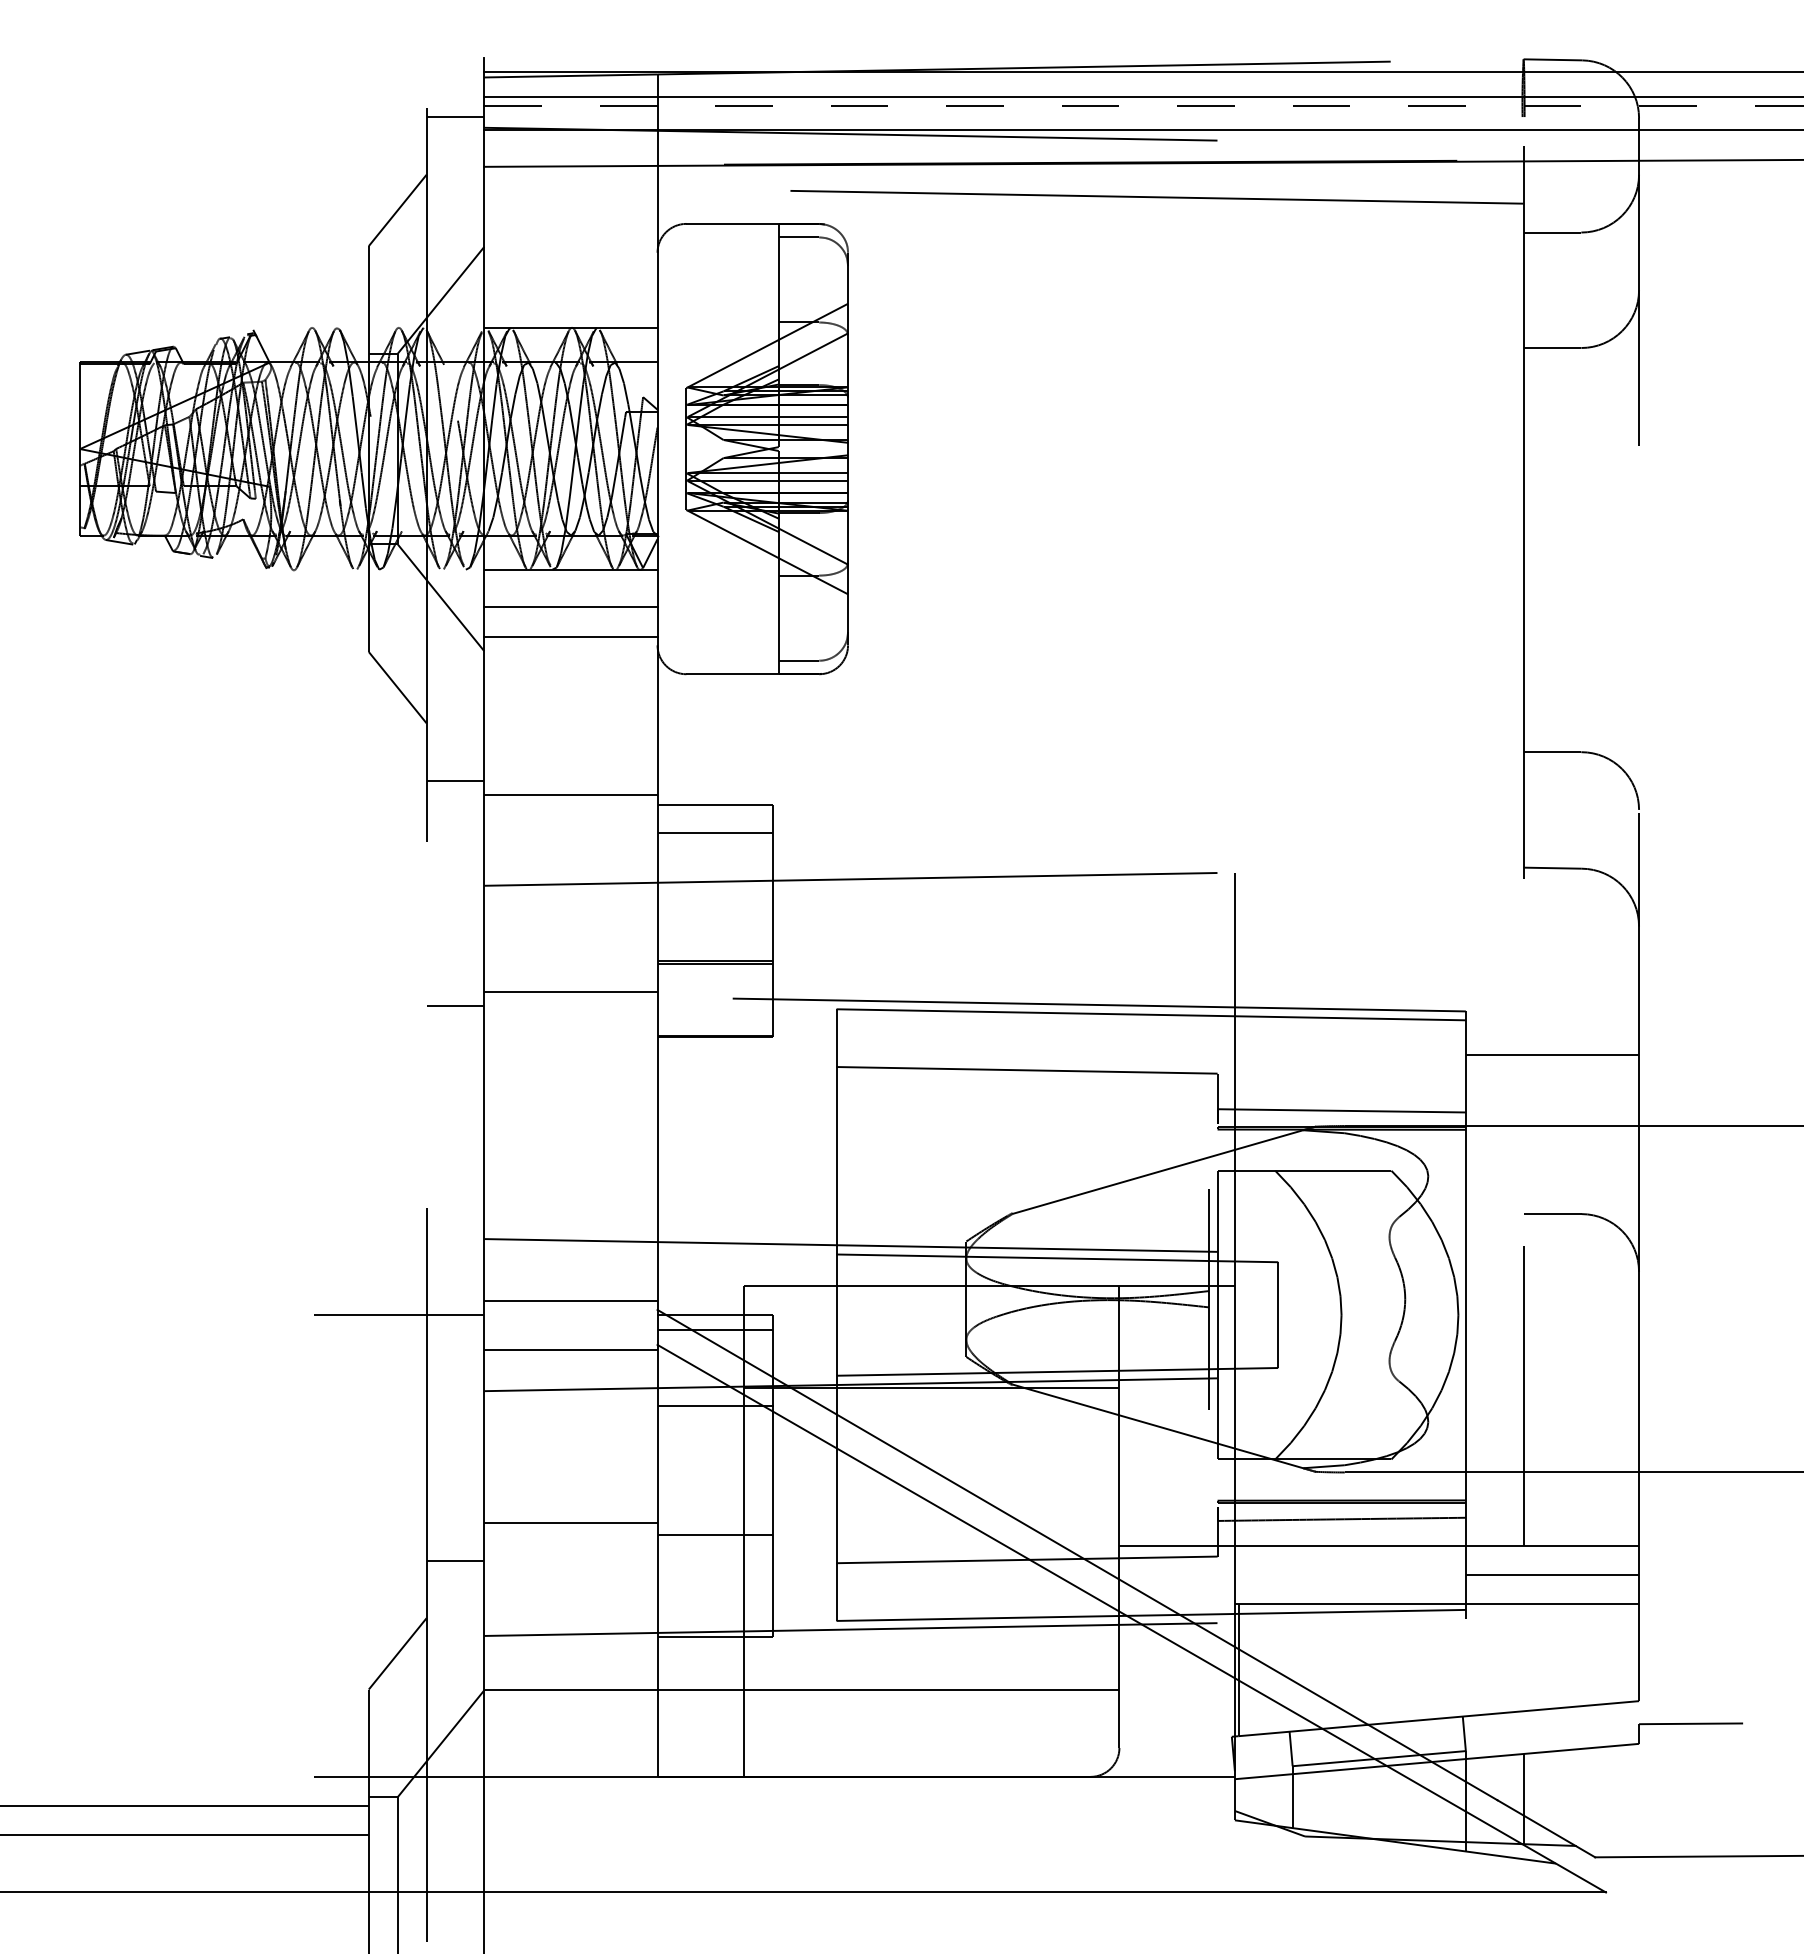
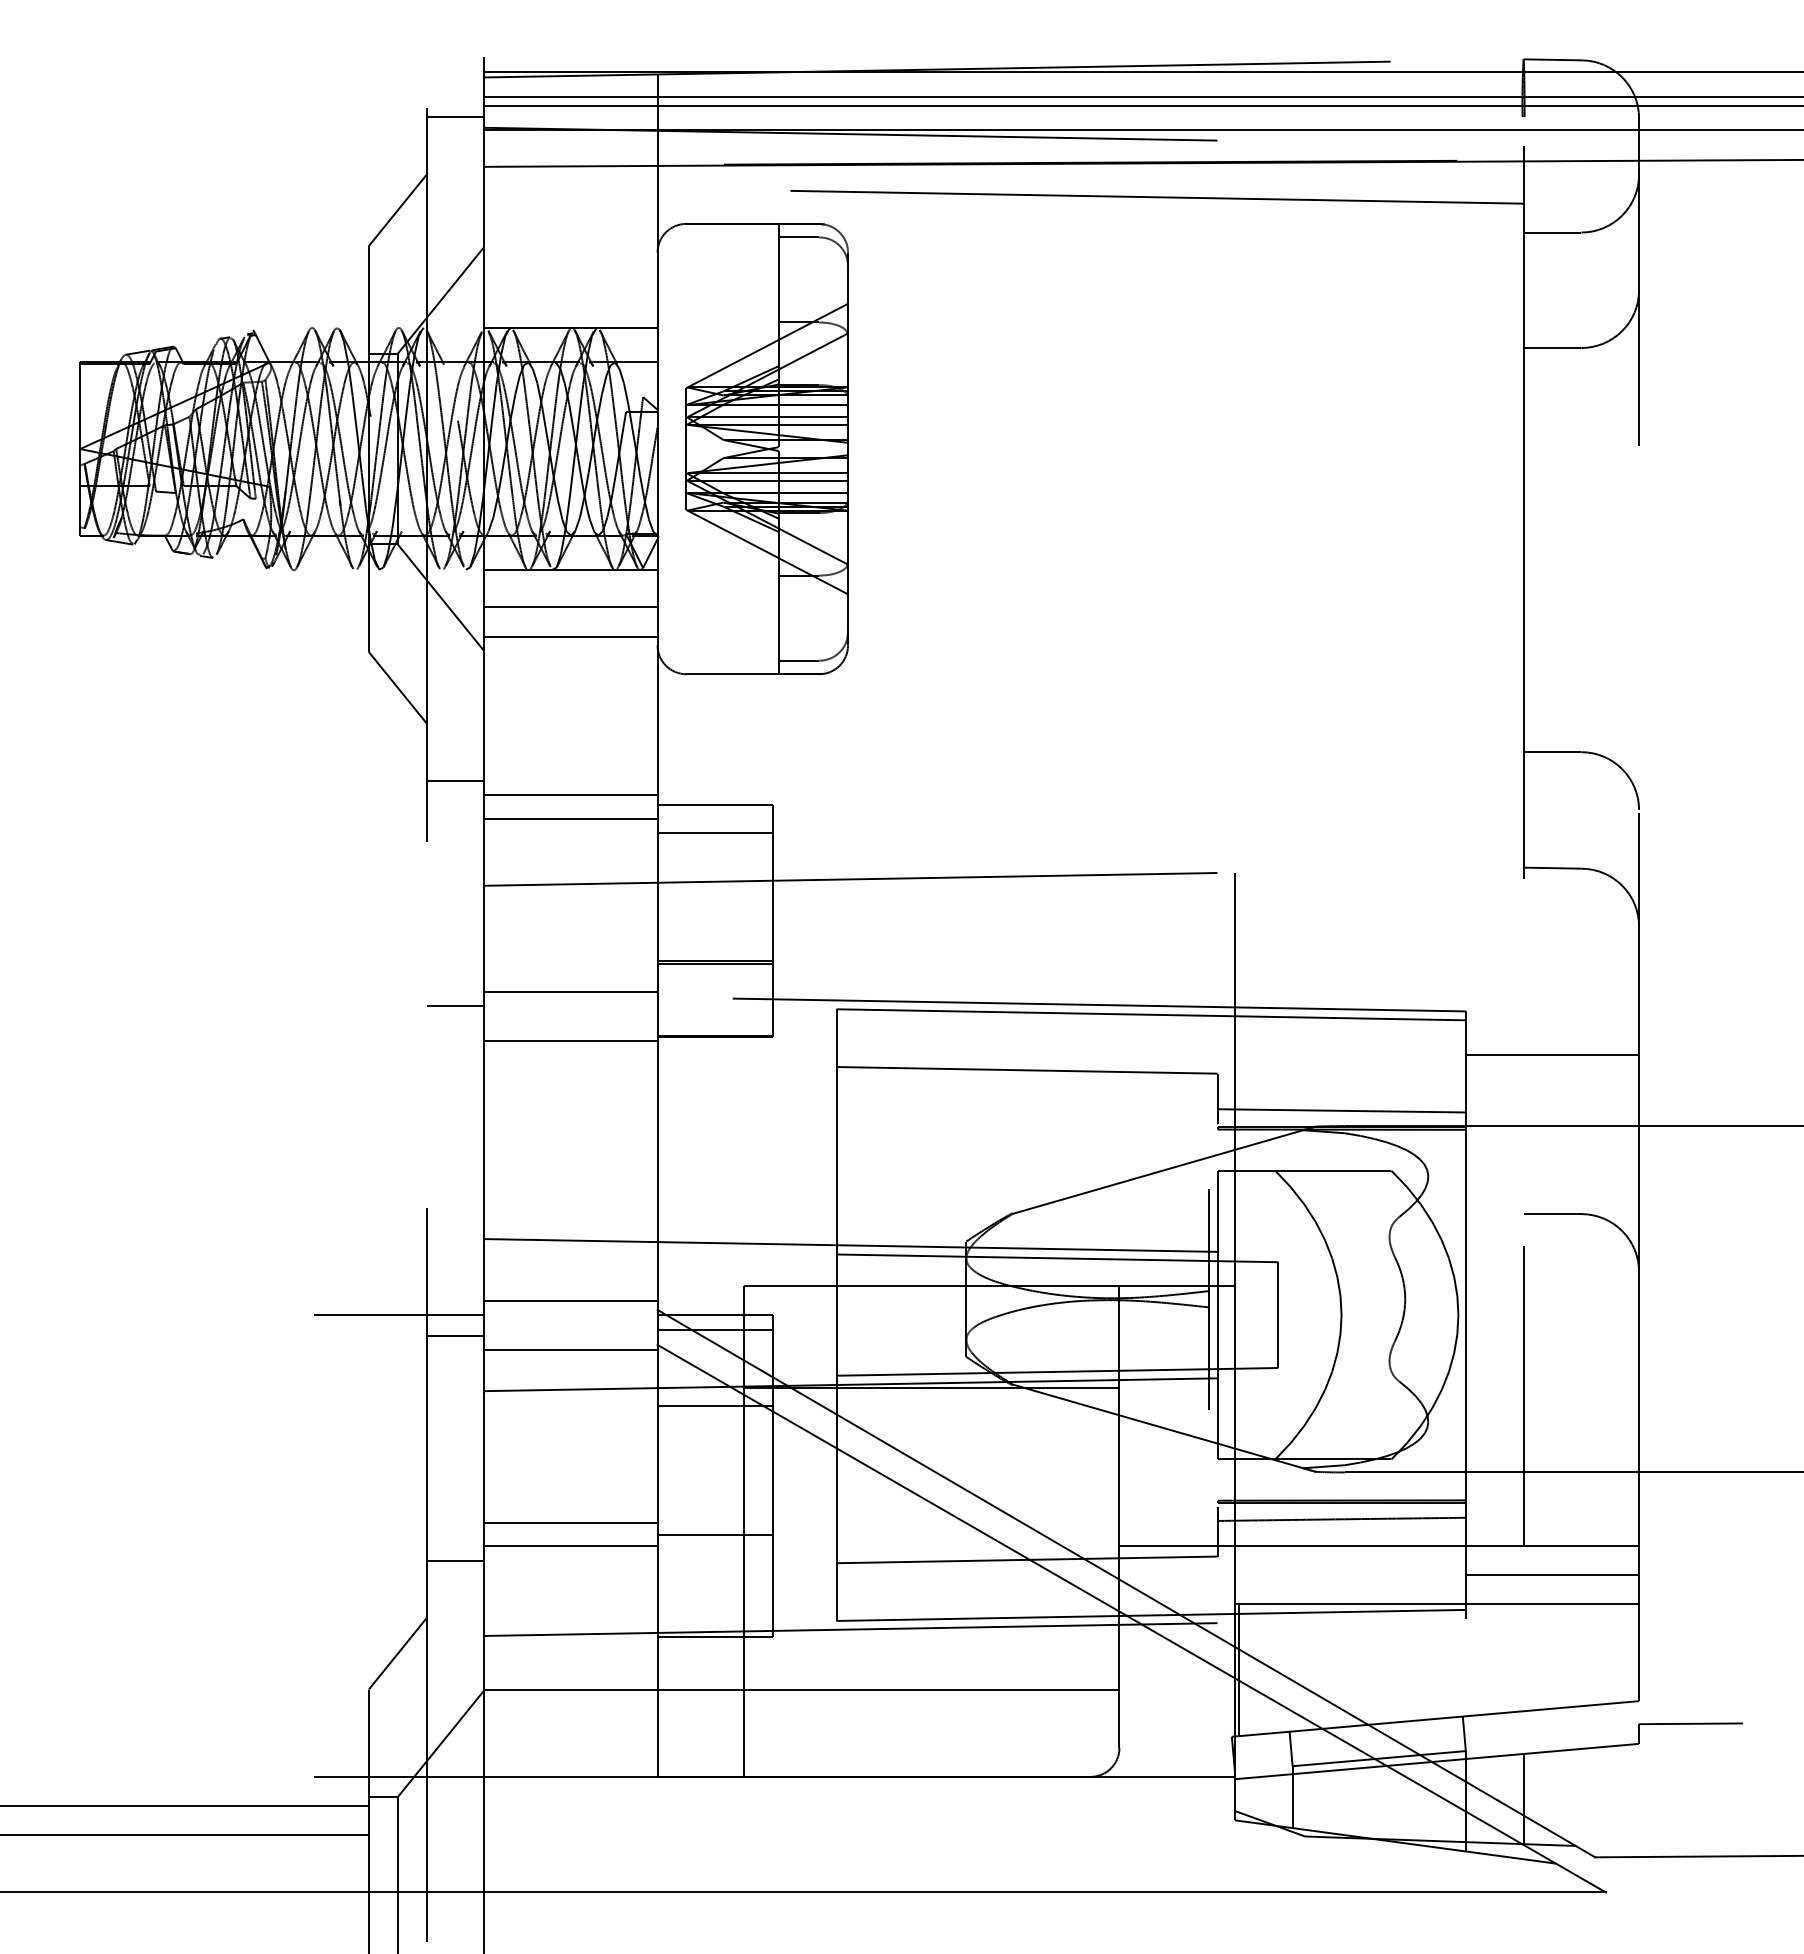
line: dashed -> solid (1144, 105)
line: none -> present (570, 818)
line: none -> present (570, 1040)
line: none -> present (455, 1335)
line: none -> present (570, 1546)
